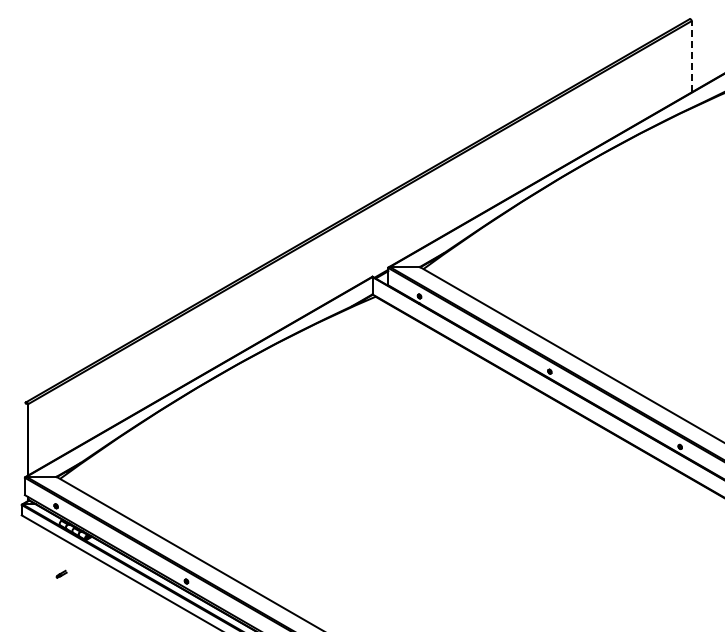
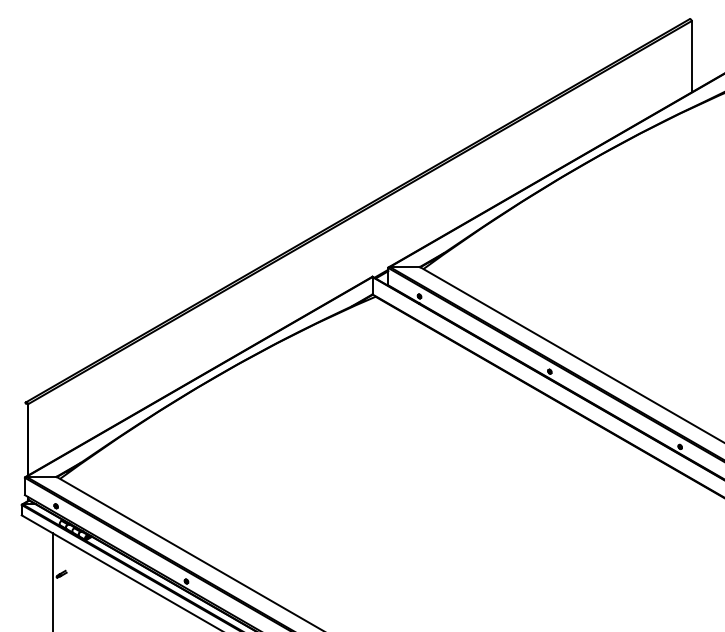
line: dashed -> solid (691, 56)
line: none -> present (52, 580)
